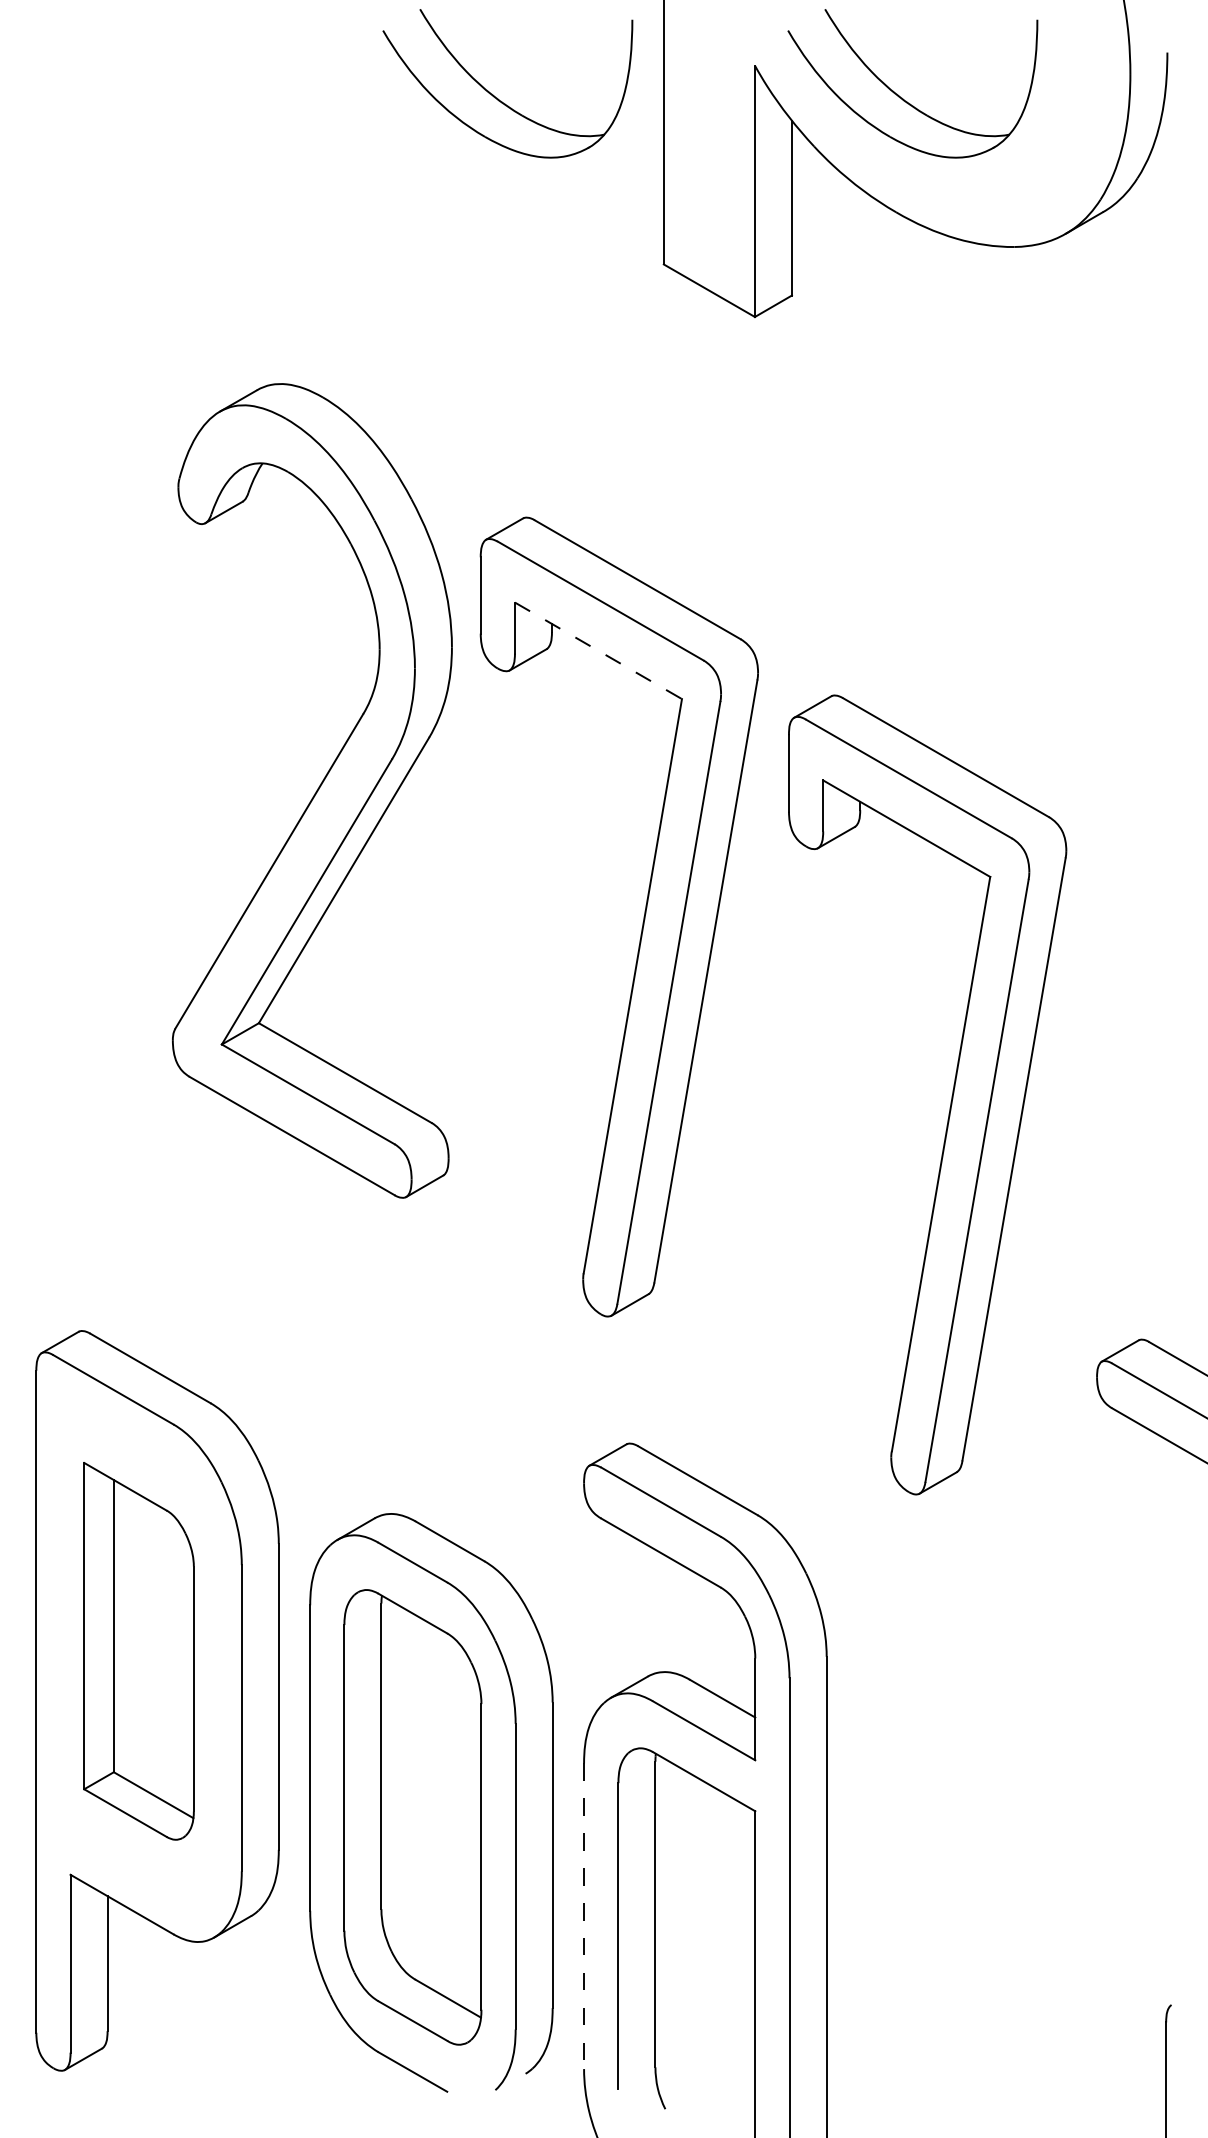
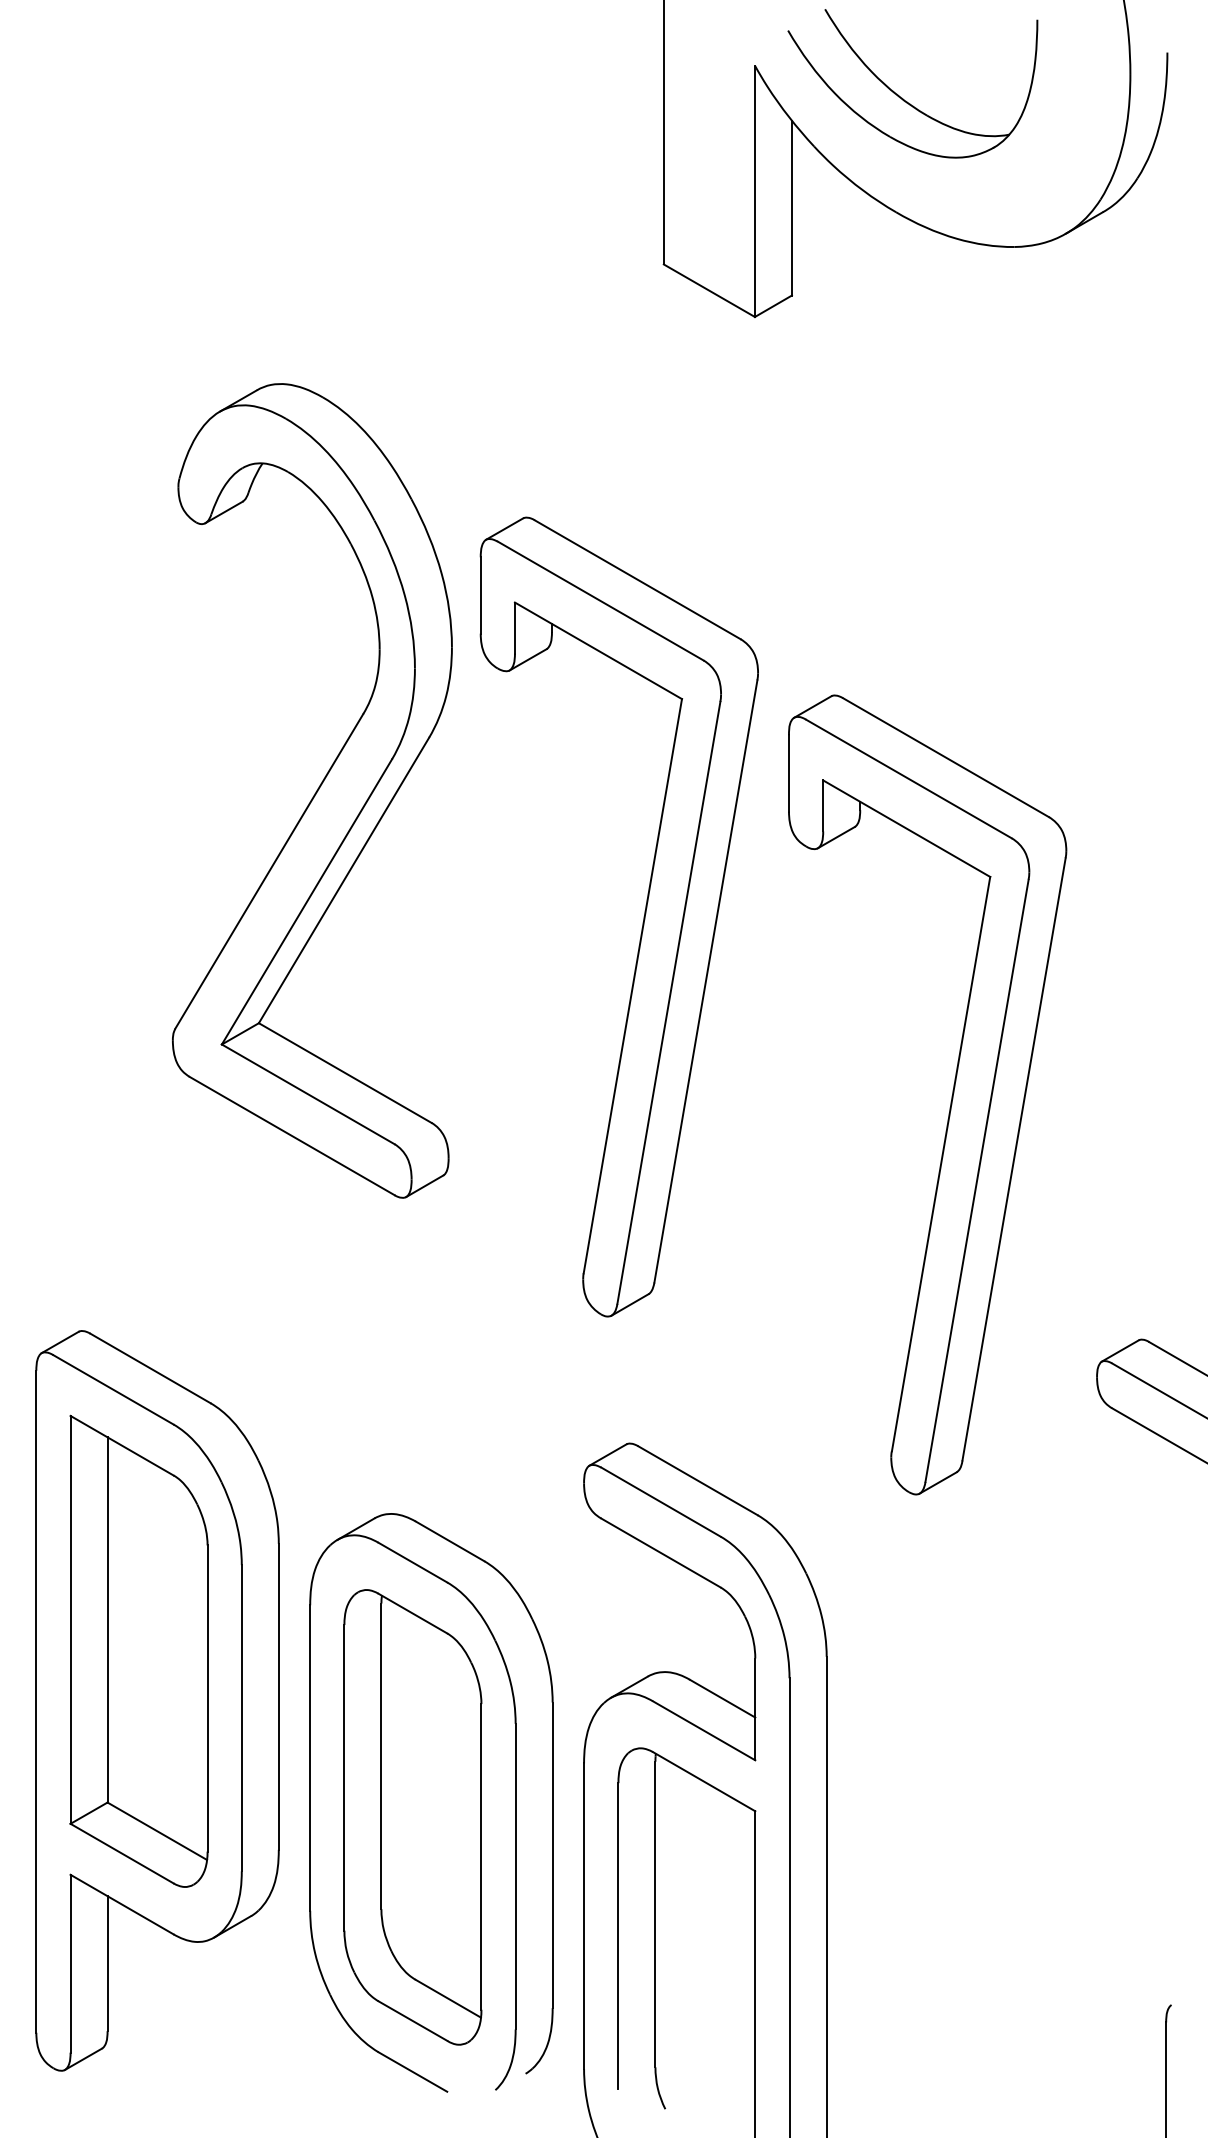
part: present -> none (497, 97)
line: dashed -> solid (598, 651)
part size: 112x379 px -> 140x474 px (138, 1650)
line: dashed -> solid (584, 1916)
